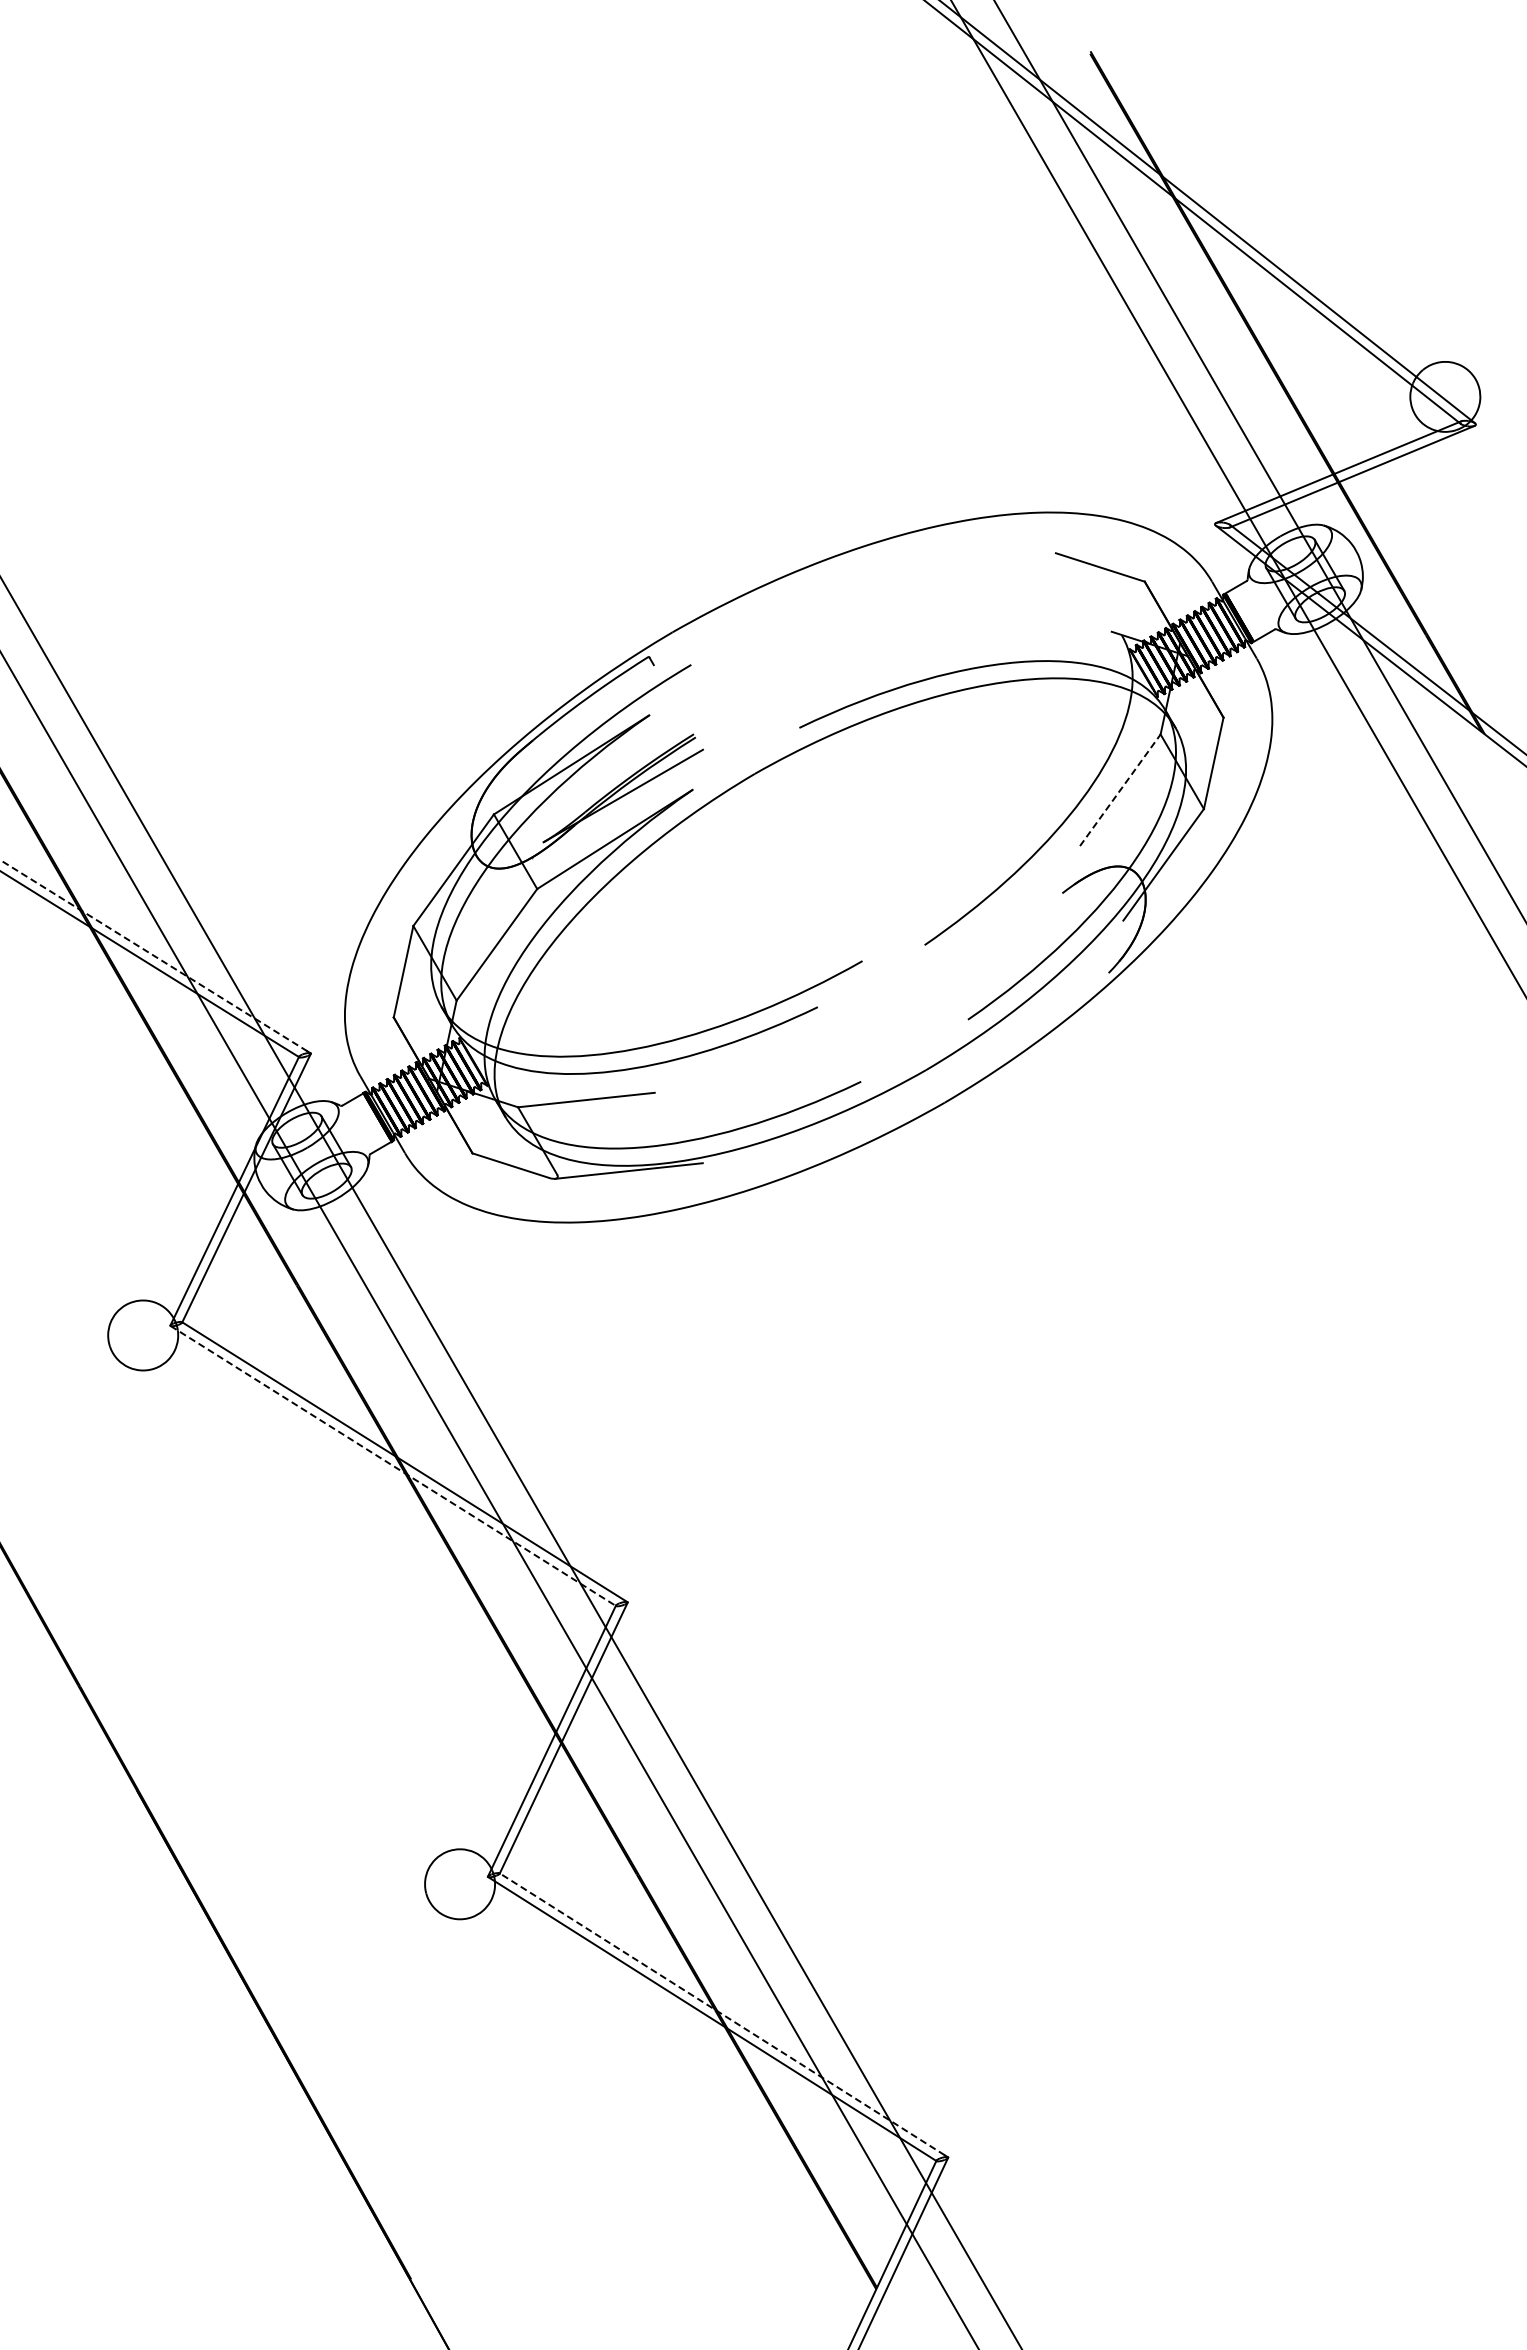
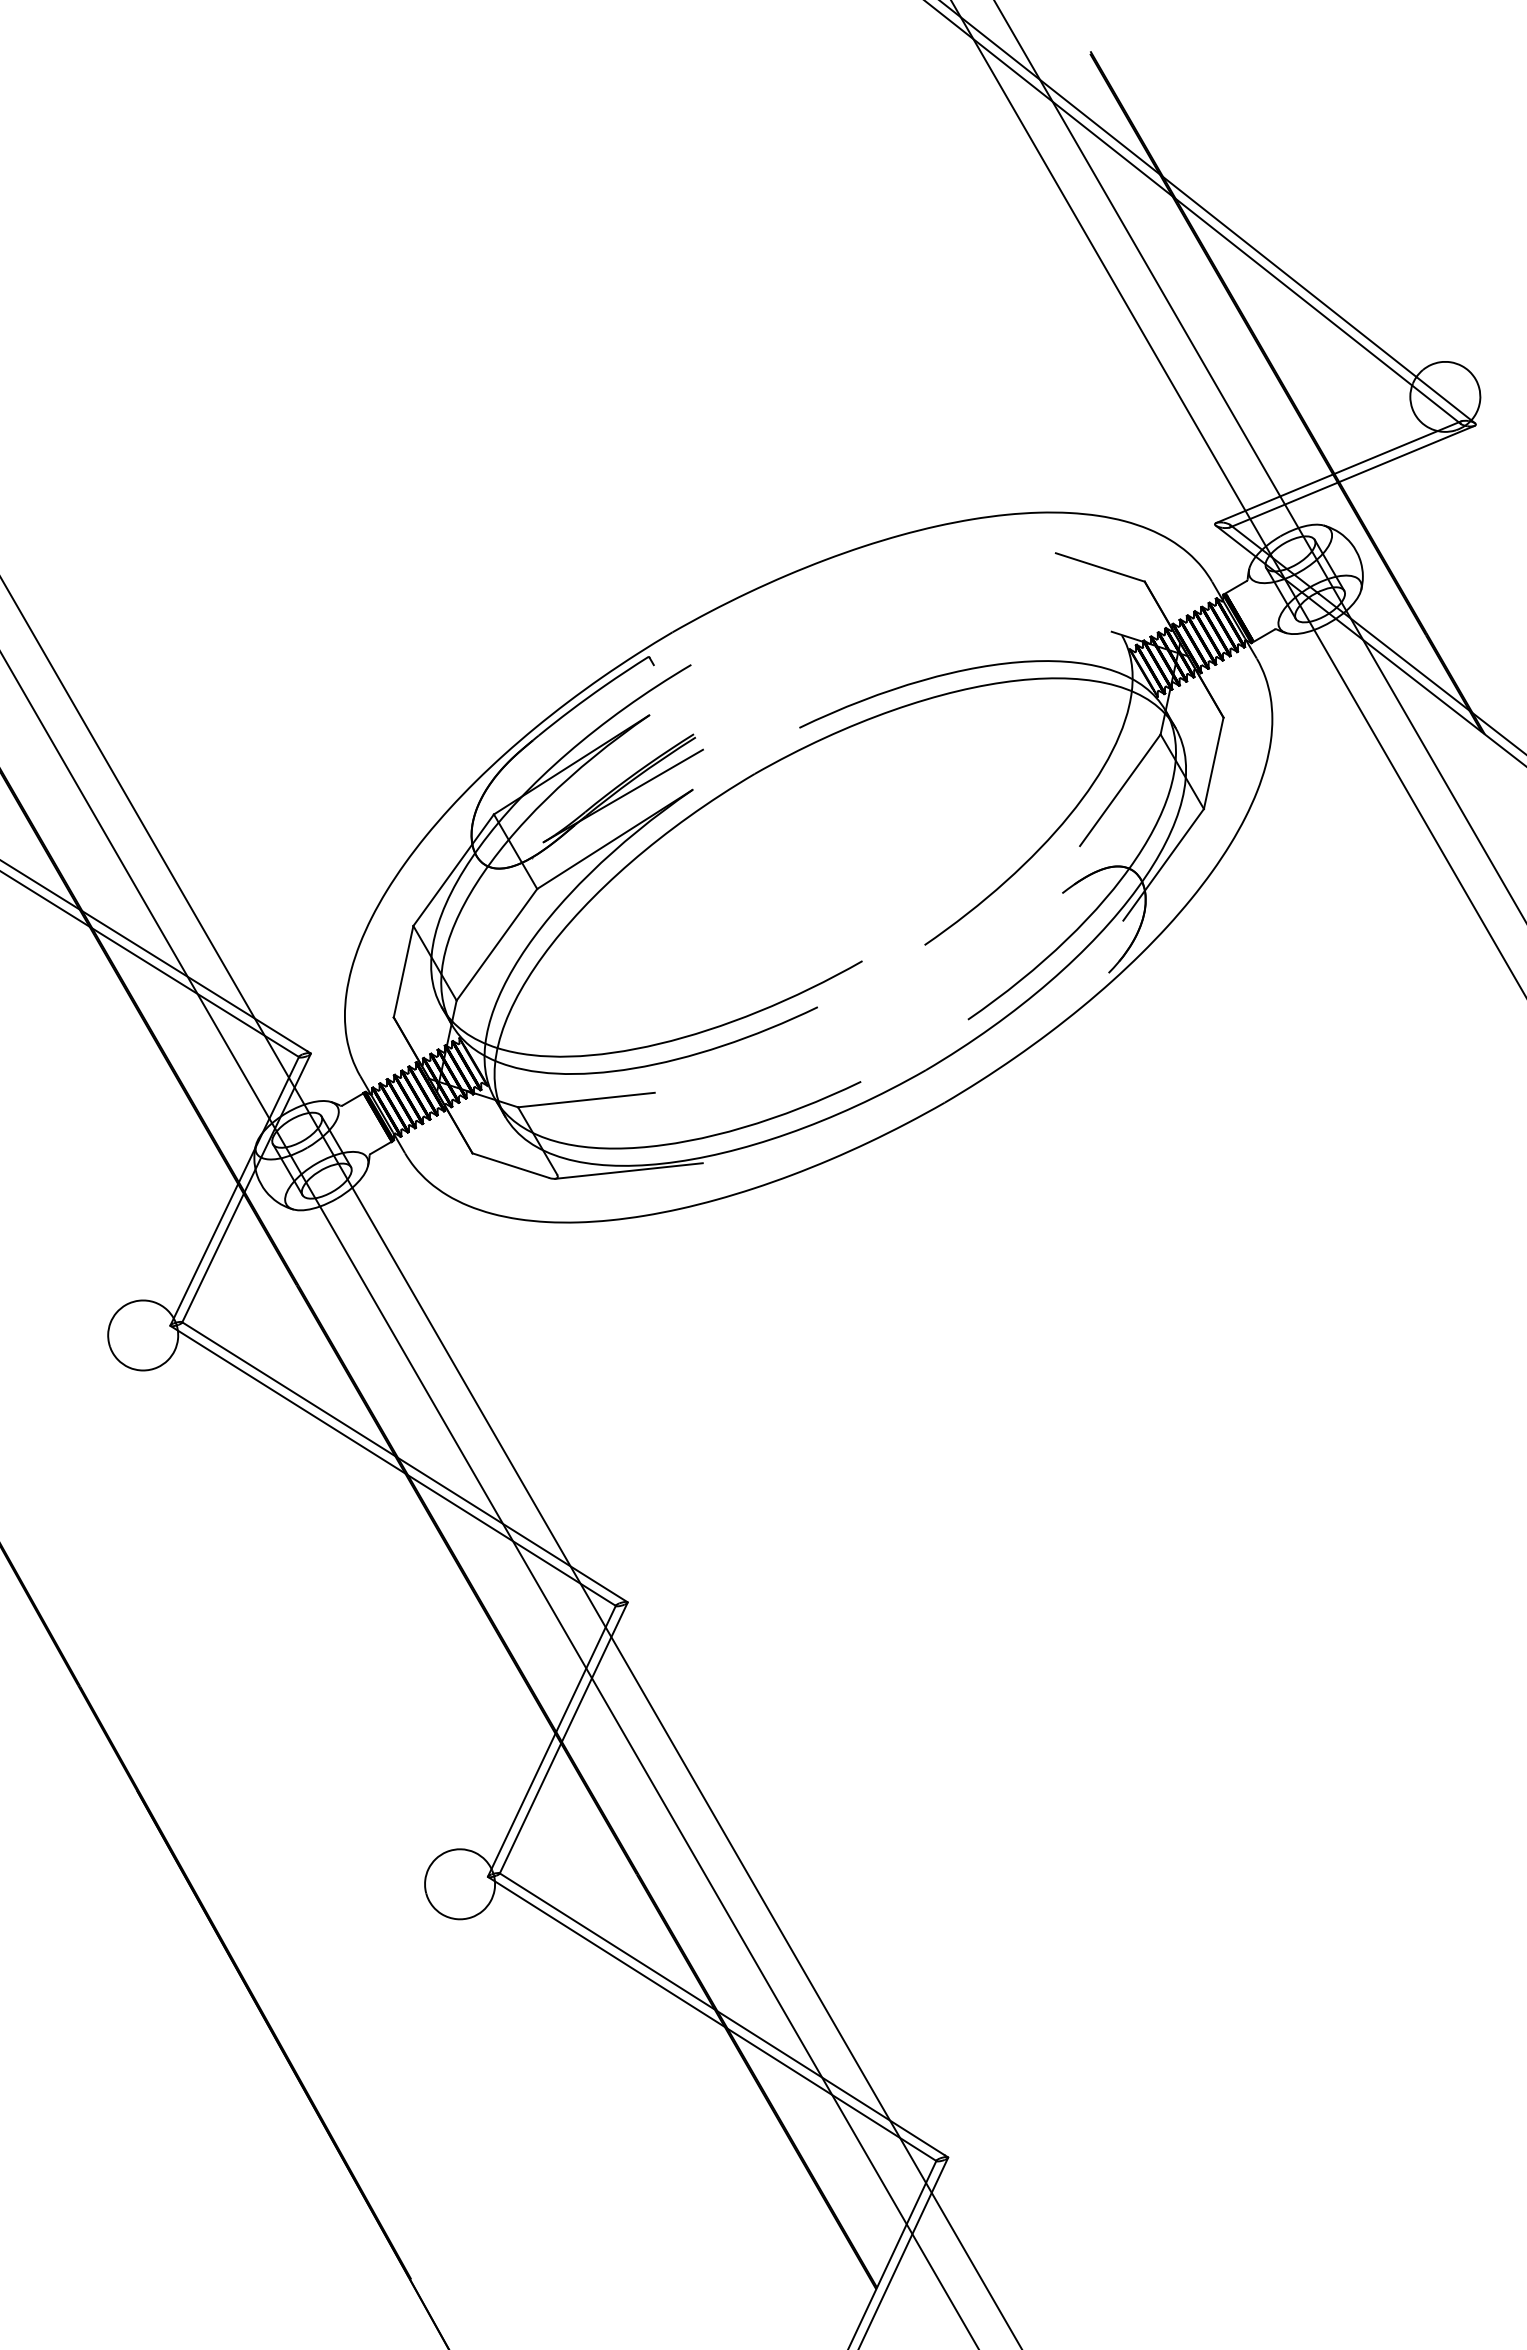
line: dashed -> solid (1120, 790)
line: dashed -> solid (153, 955)
line: dashed -> solid (393, 1466)
line: dashed -> solid (722, 2014)
